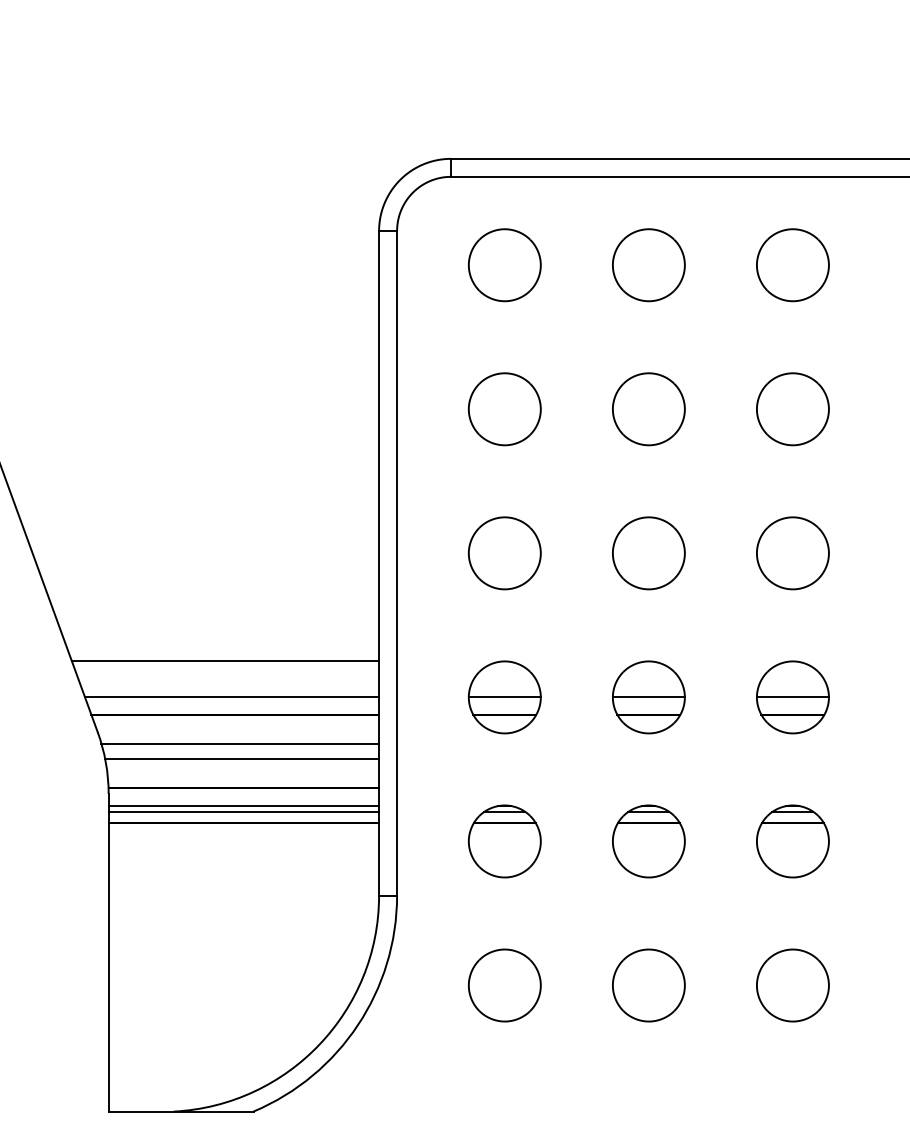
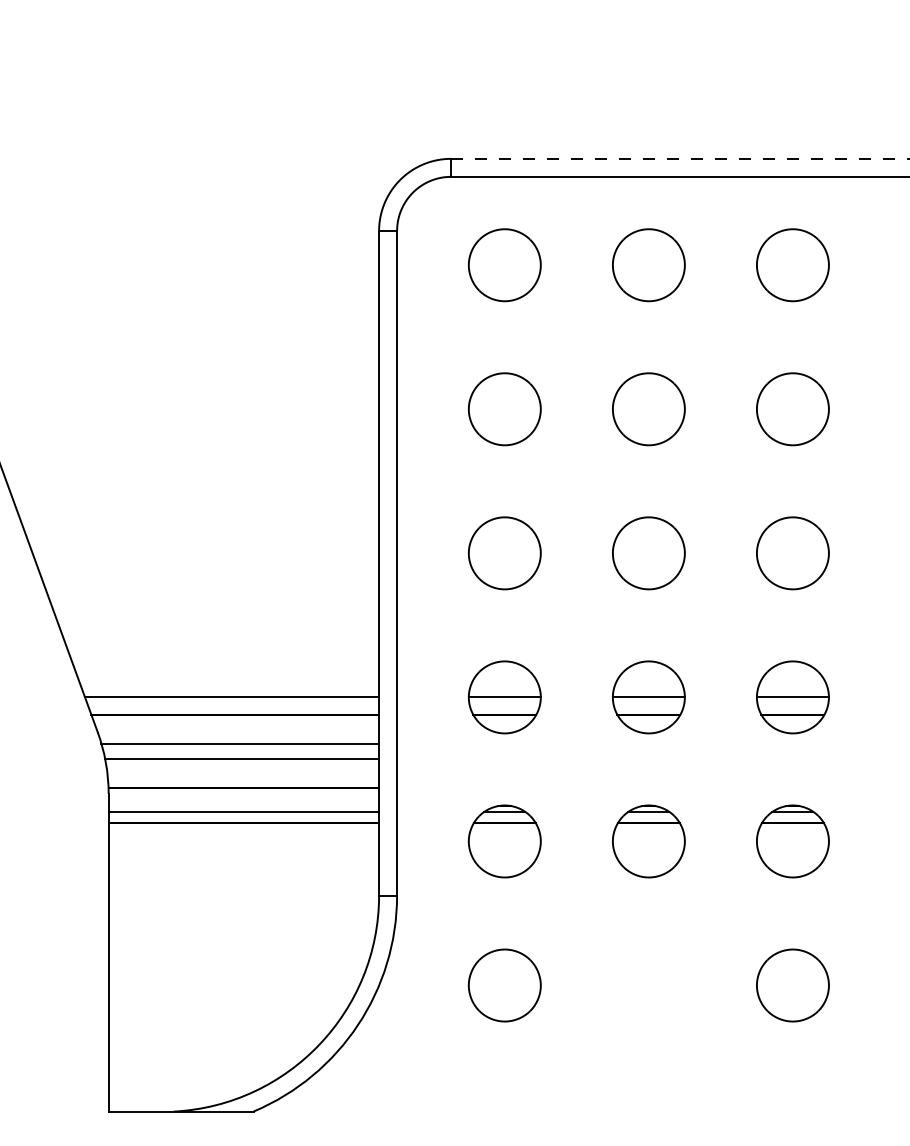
line: solid -> dashed (680, 158)
line: present -> none (225, 661)
line: present -> none (243, 806)
part: present -> none (648, 985)
